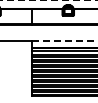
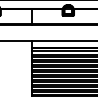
line: dashed -> solid (49, 0)
line: dashed -> solid (64, 40)
